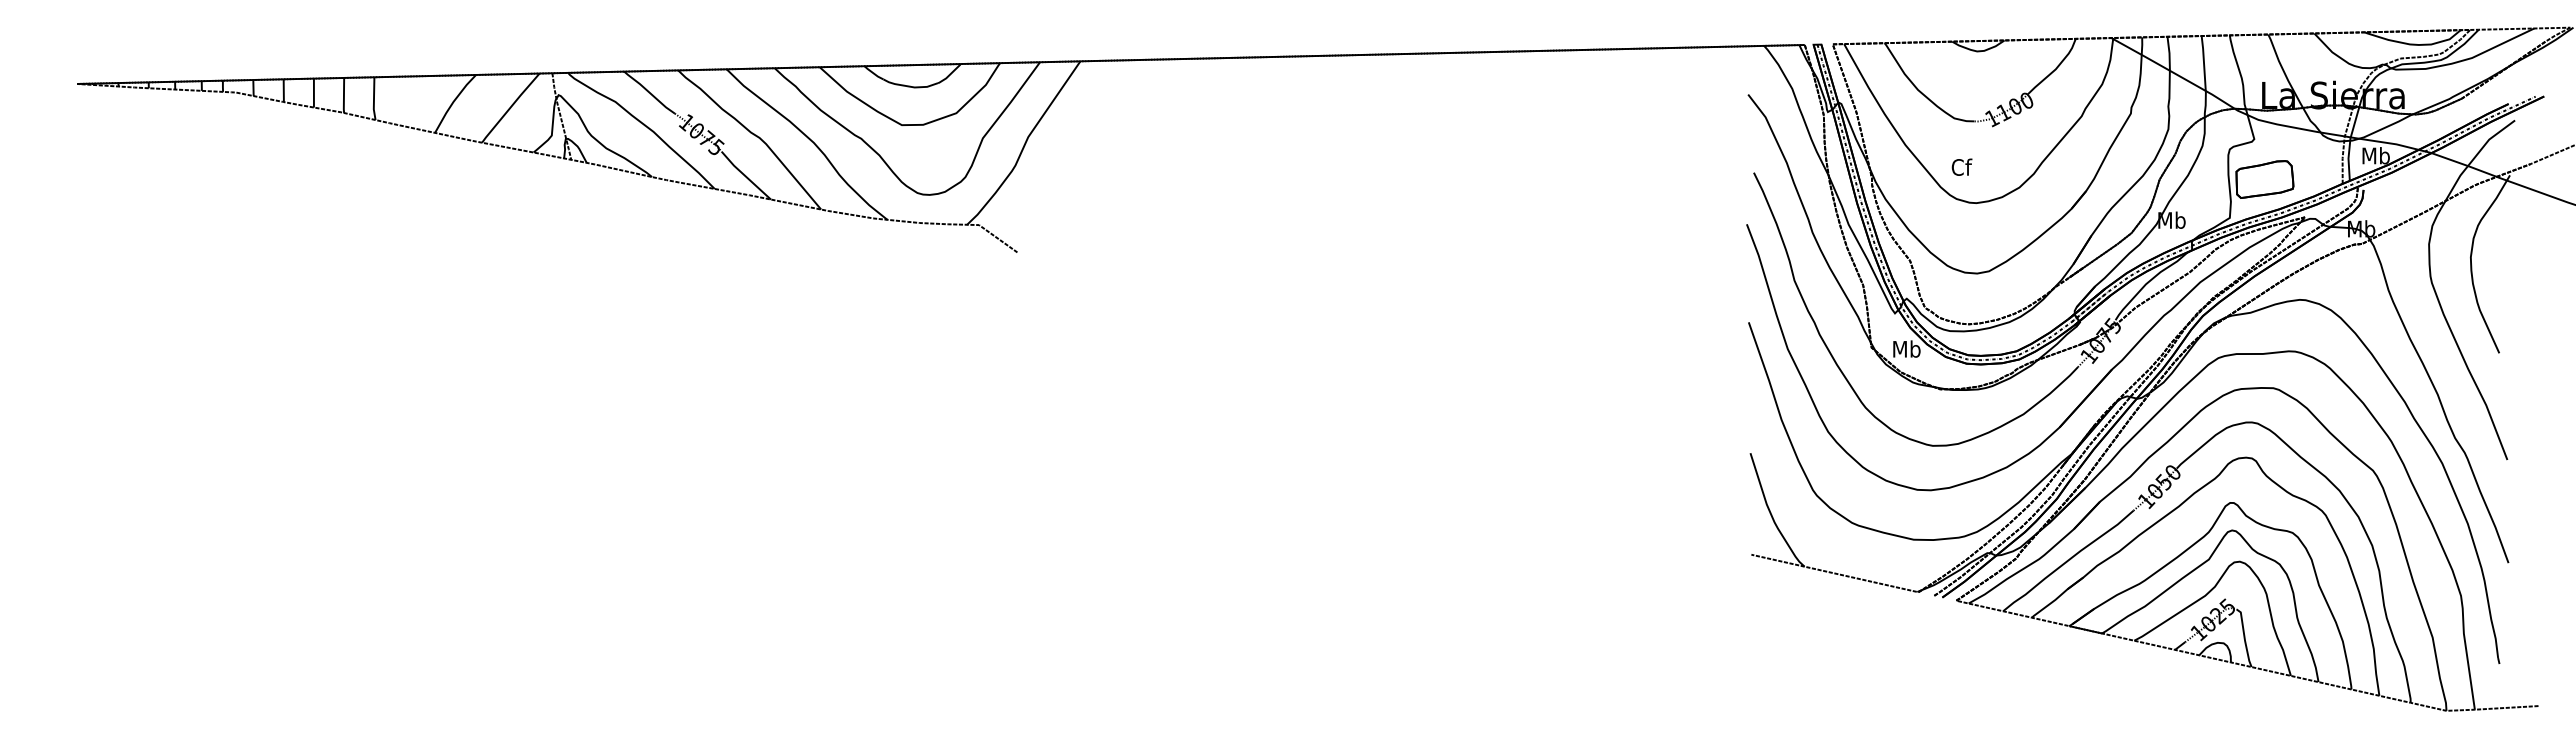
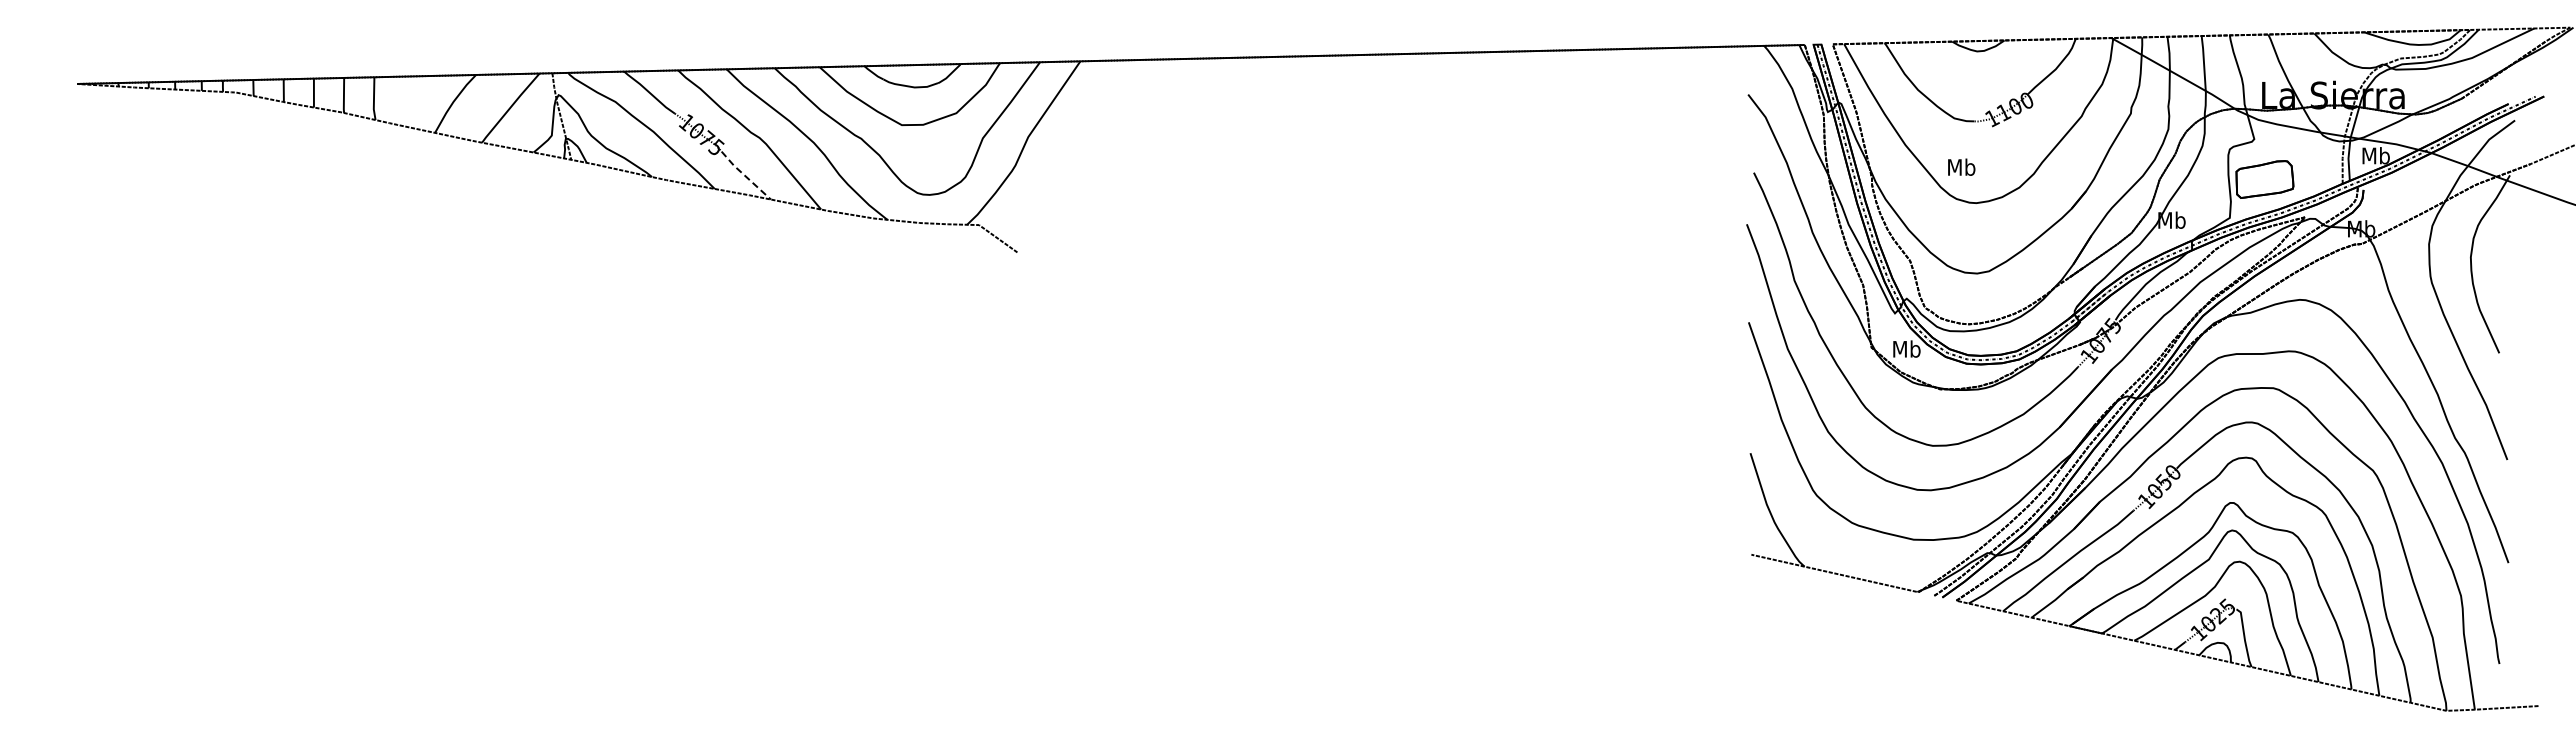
text: Cf -> Mb (1961, 166)
line: solid -> dashed (745, 176)
